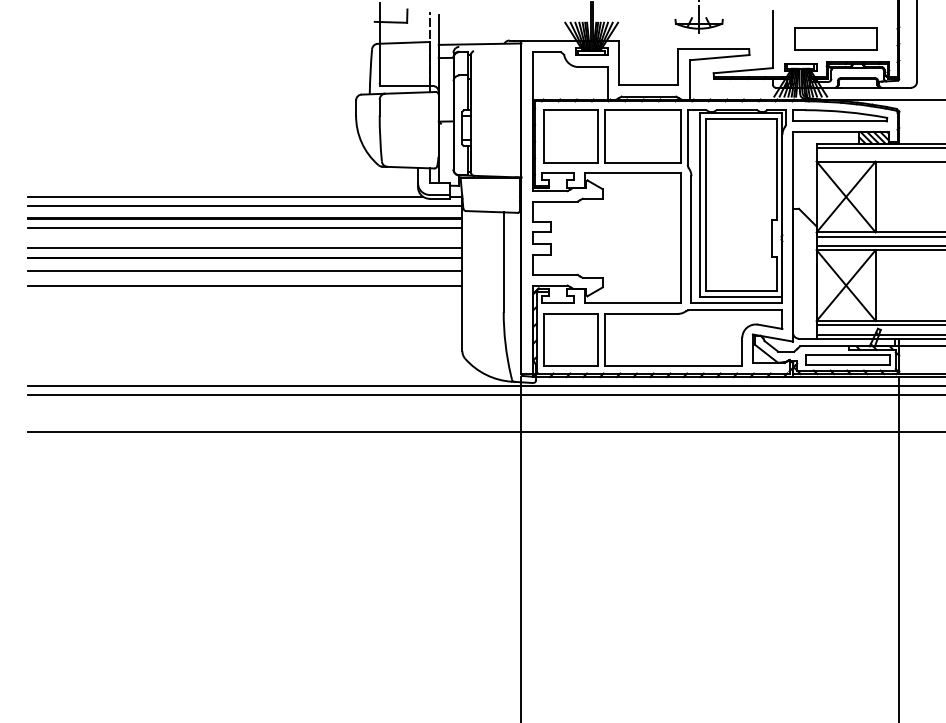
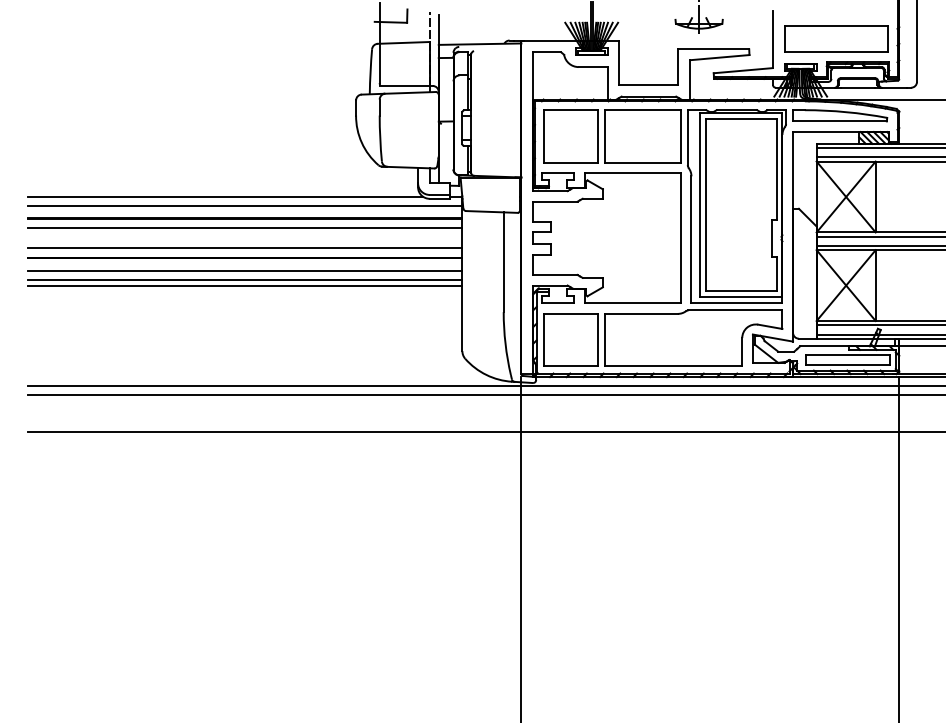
part size: 84x24 px -> 105x28 px (836, 38)
line: none -> present (879, 157)
line: none -> present (245, 279)
